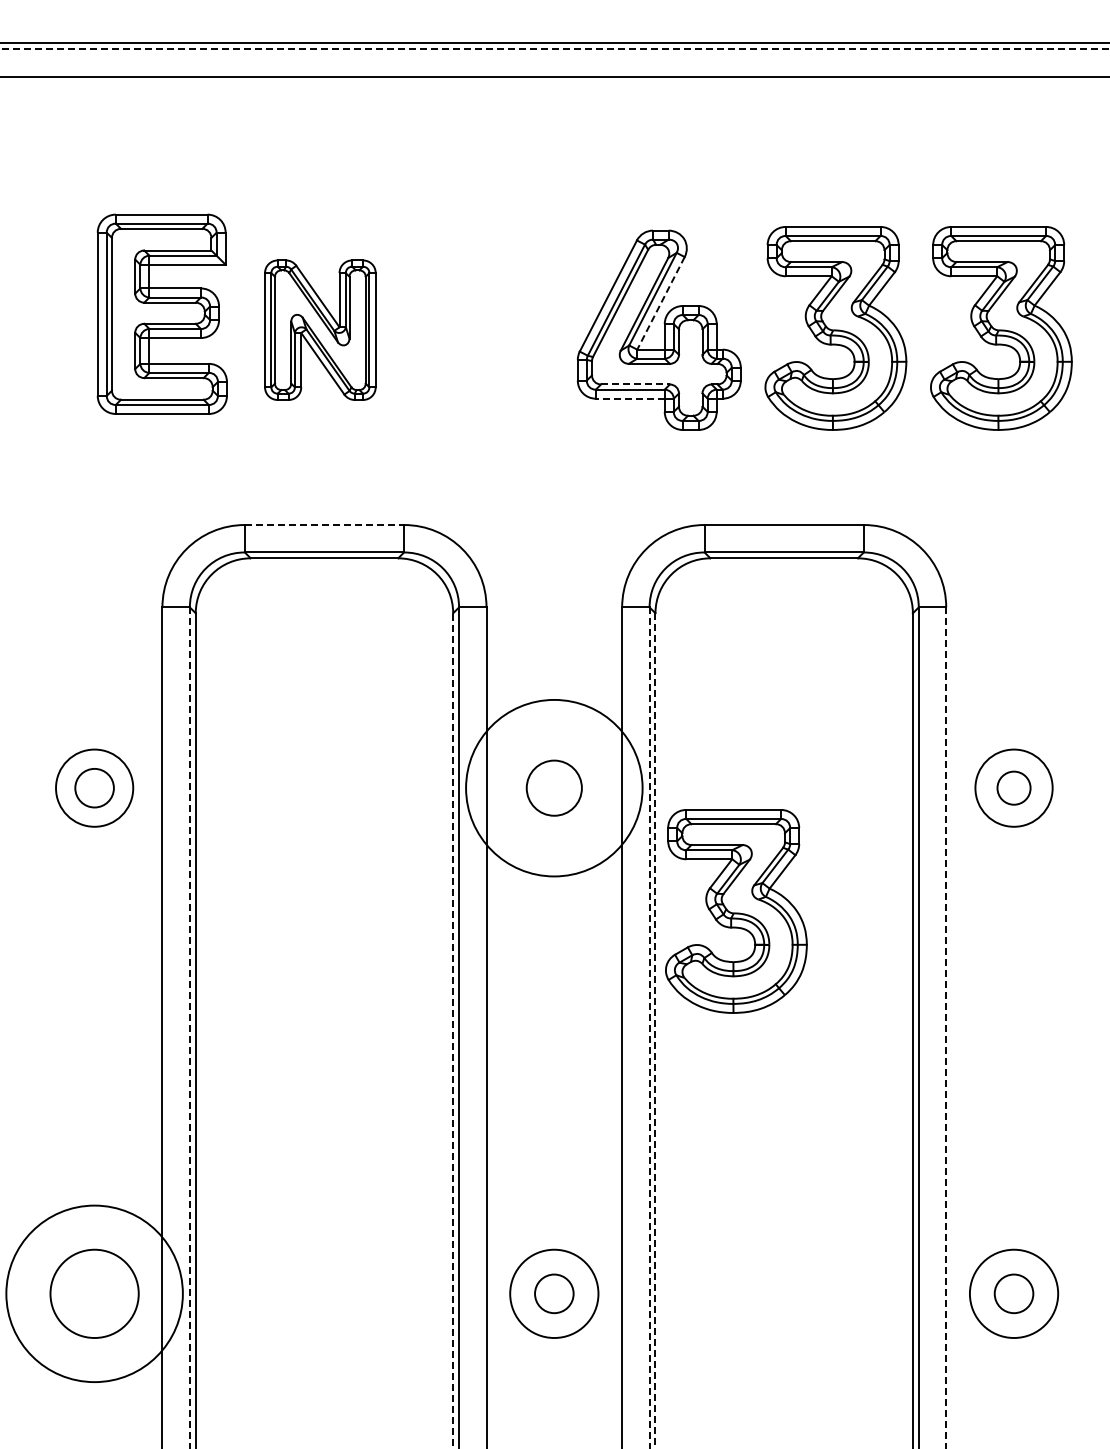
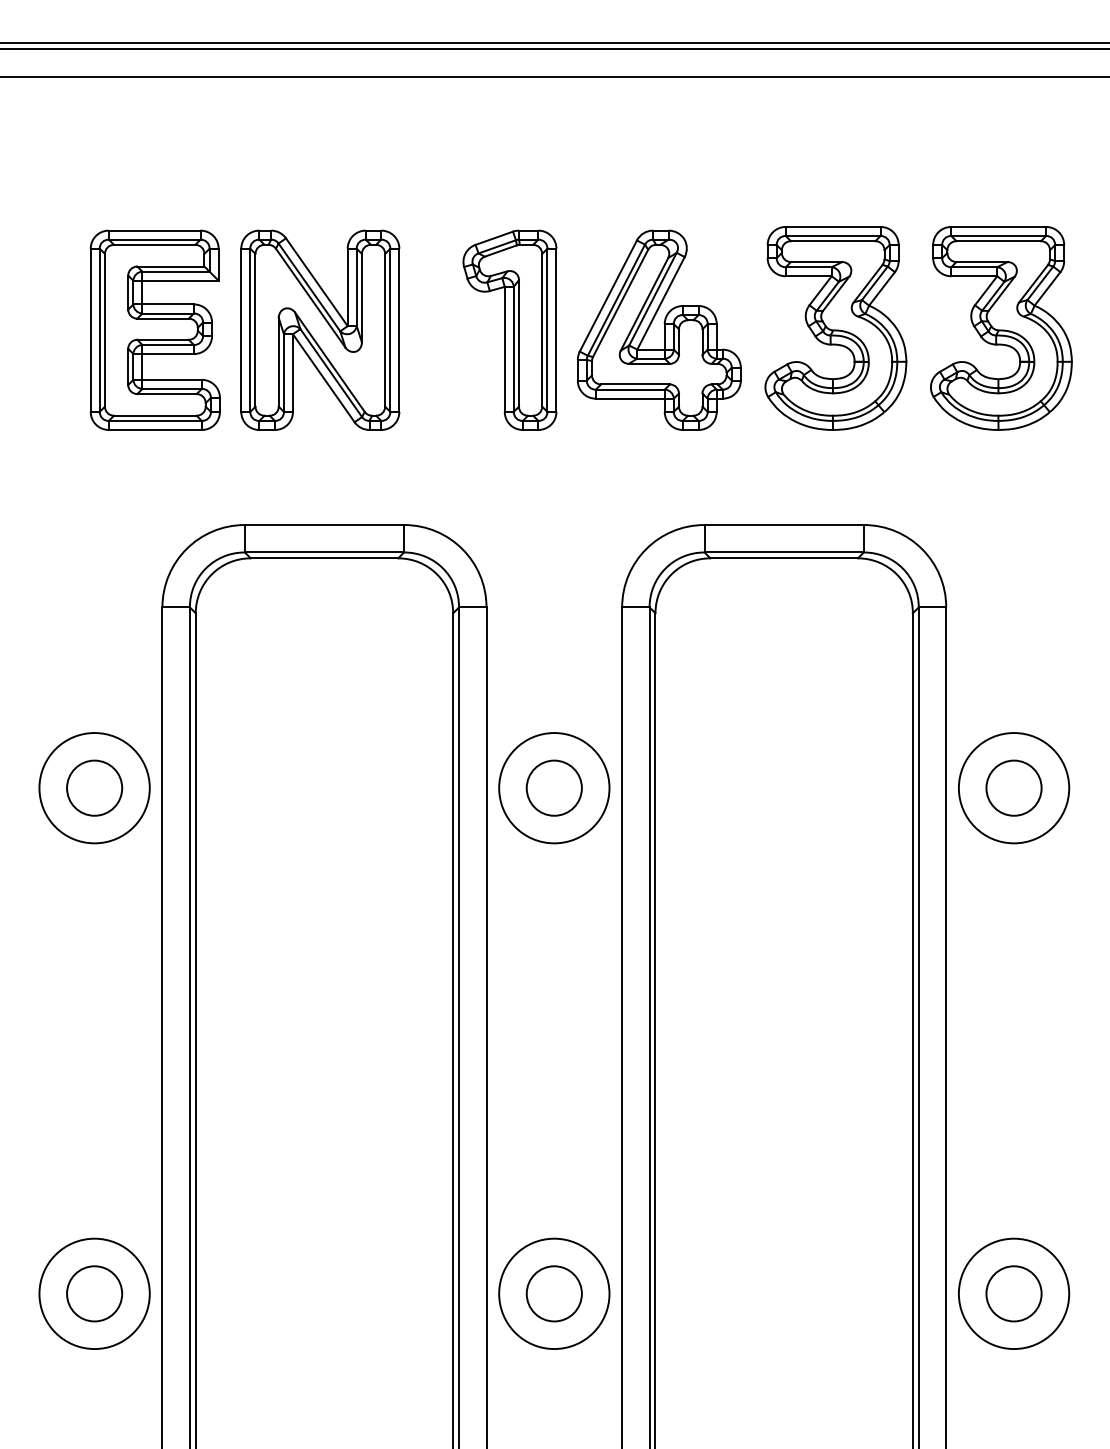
line: dashed -> solid (555, 49)
line: dashed -> solid (660, 303)
part position: (161, 313) -> (154, 329) (154, 329)
part size: 113x142 px -> 161x202 px (320, 329)
part: none -> present (509, 329)
line: dashed -> solid (635, 384)
line: dashed -> solid (629, 398)
line: dashed -> solid (324, 525)
circle diameter: 39 px -> 55 px (94, 787)
circle diameter: 77 px -> 110 px (94, 788)
circle diameter: 177 px -> 110 px (554, 788)
circle diameter: 33 px -> 55 px (1013, 787)
circle diameter: 77 px -> 110 px (1013, 788)
part: present -> none (736, 911)
line: dashed -> solid (189, 1028)
line: dashed -> solid (649, 1028)
line: dashed -> solid (946, 1028)
line: dashed -> solid (453, 1031)
line: dashed -> solid (655, 1031)
circle diameter: 177 px -> 110 px (94, 1293)
circle diameter: 88 px -> 55 px (94, 1293)
circle diameter: 39 px -> 55 px (553, 1293)
circle diameter: 88 px -> 110 px (554, 1293)
circle diameter: 39 px -> 55 px (1013, 1293)
circle diameter: 88 px -> 110 px (1013, 1293)
